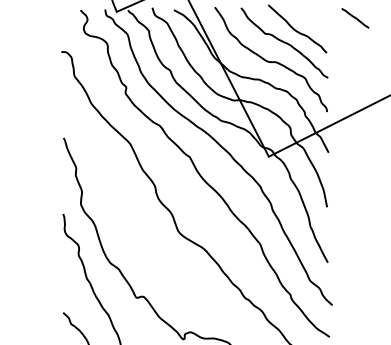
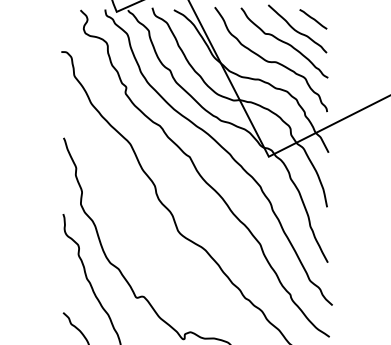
line position: (355, 18) -> (313, 19) (313, 19)
